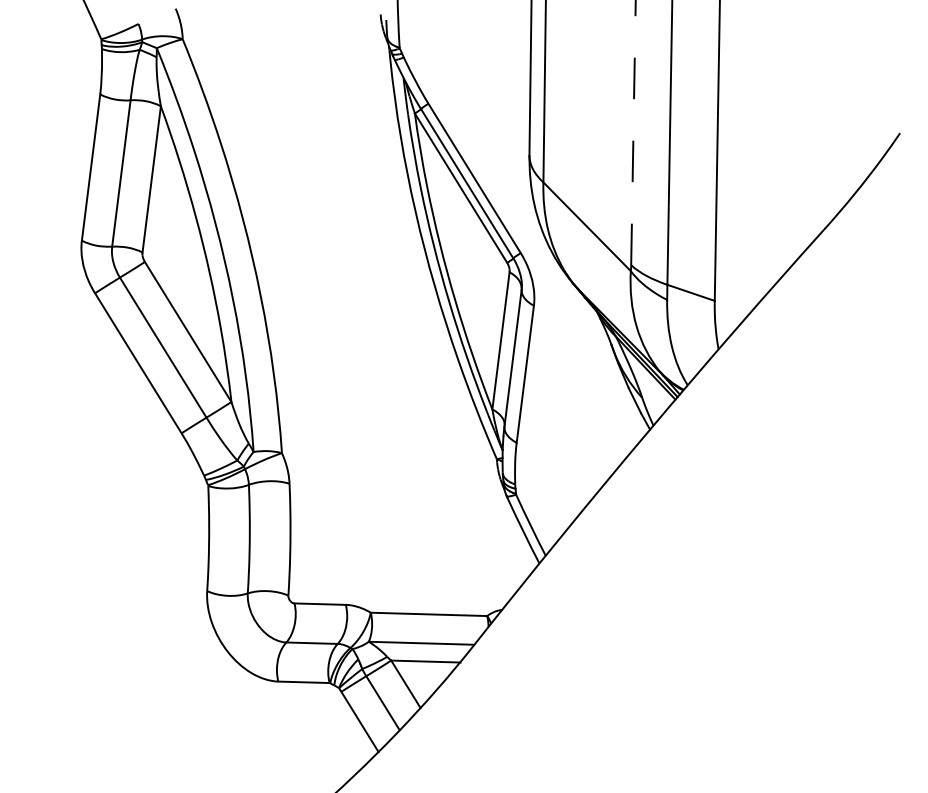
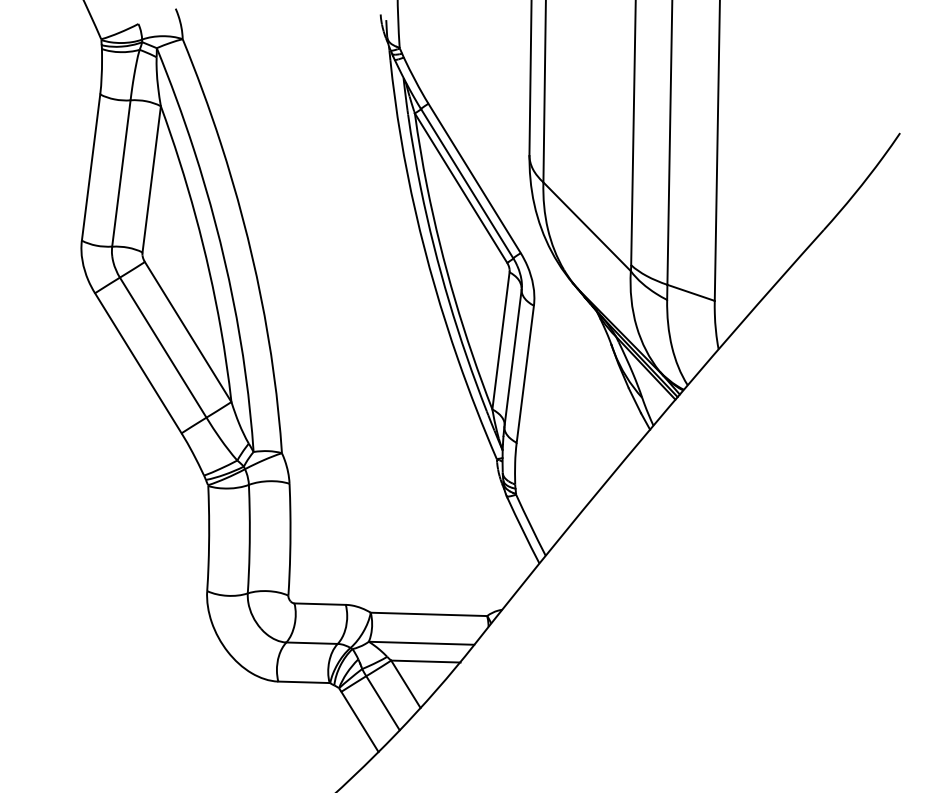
line: dashed -> solid (633, 132)
